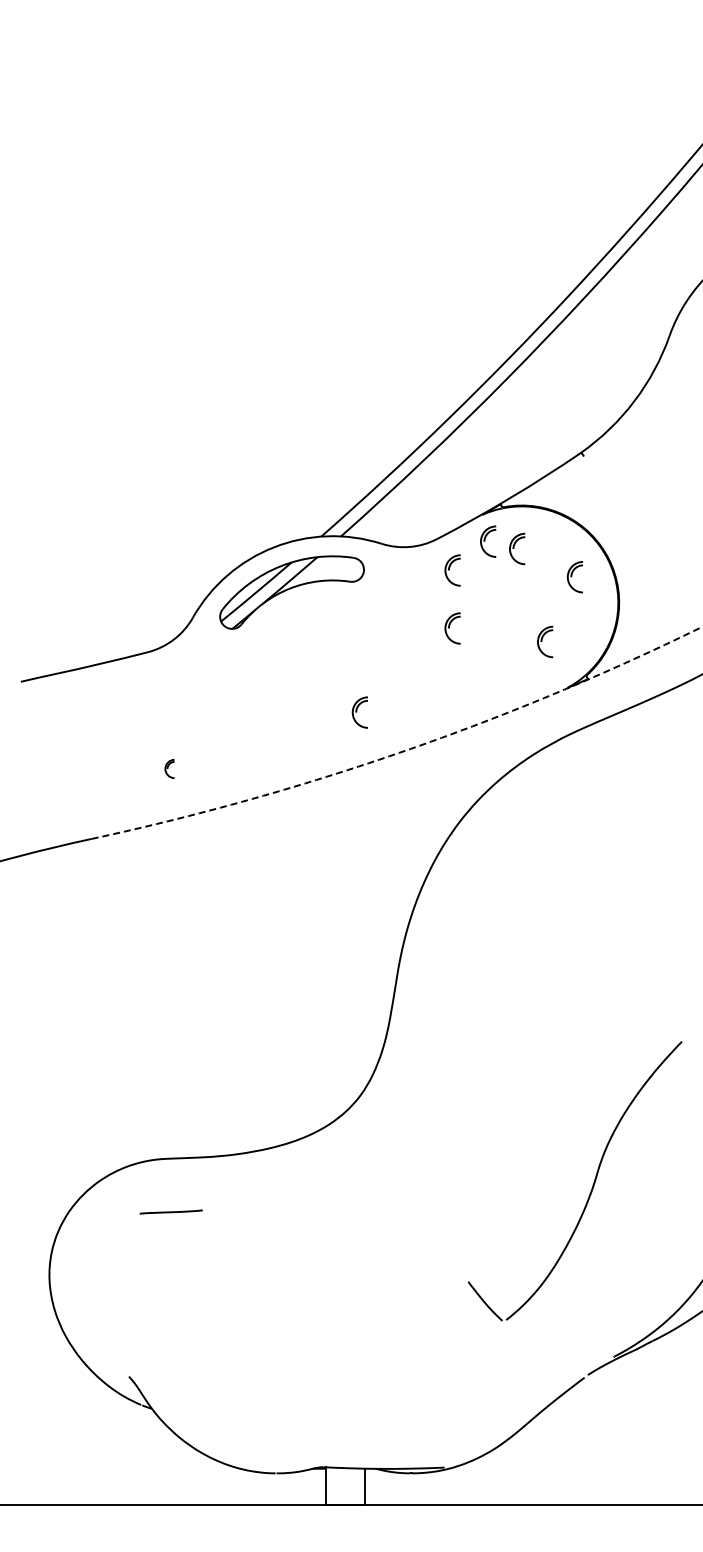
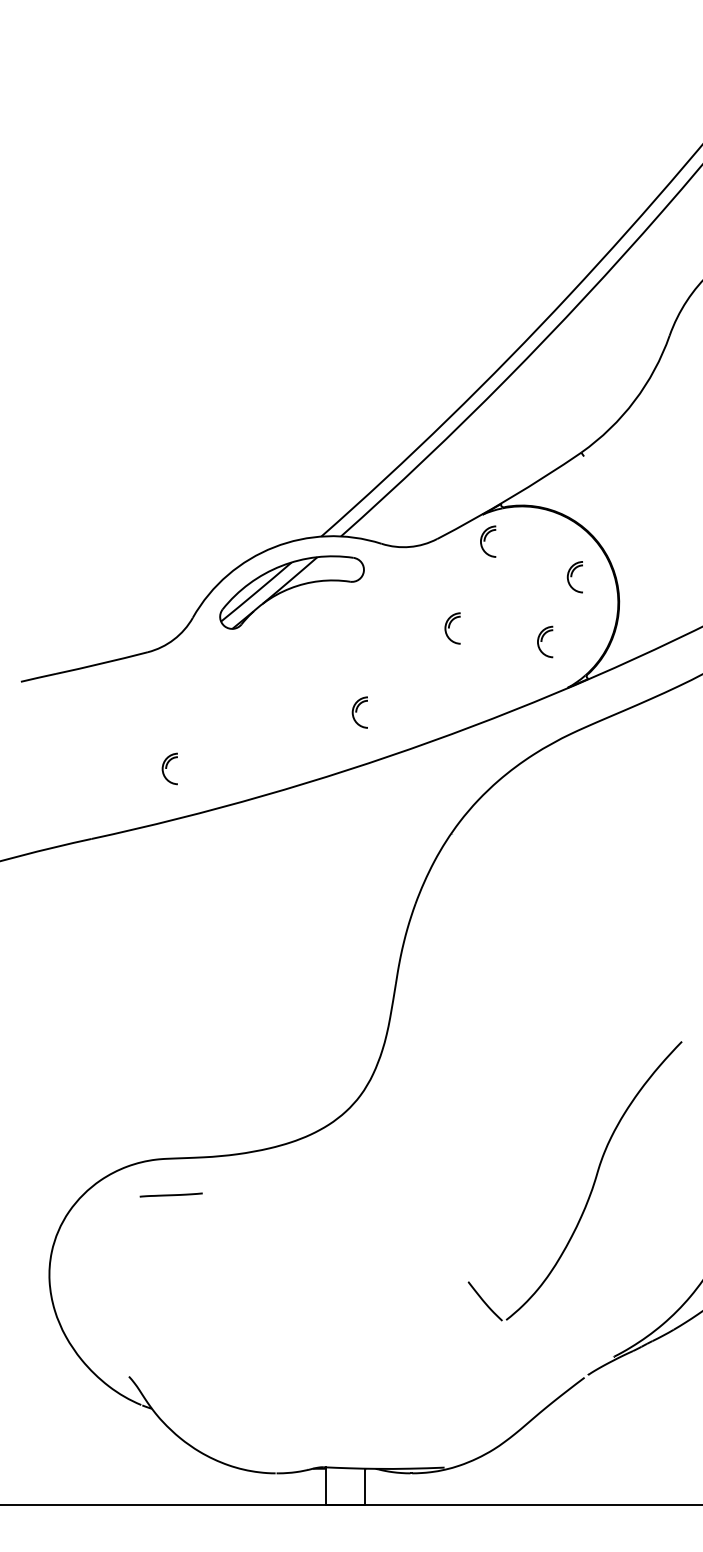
part: present -> none (517, 548)
part: present -> none (452, 570)
arc: dashed -> solid (402, 751)
part size: 11x20 px -> 17x34 px (169, 768)
line position: (170, 1211) -> (170, 1194) (170, 1194)
